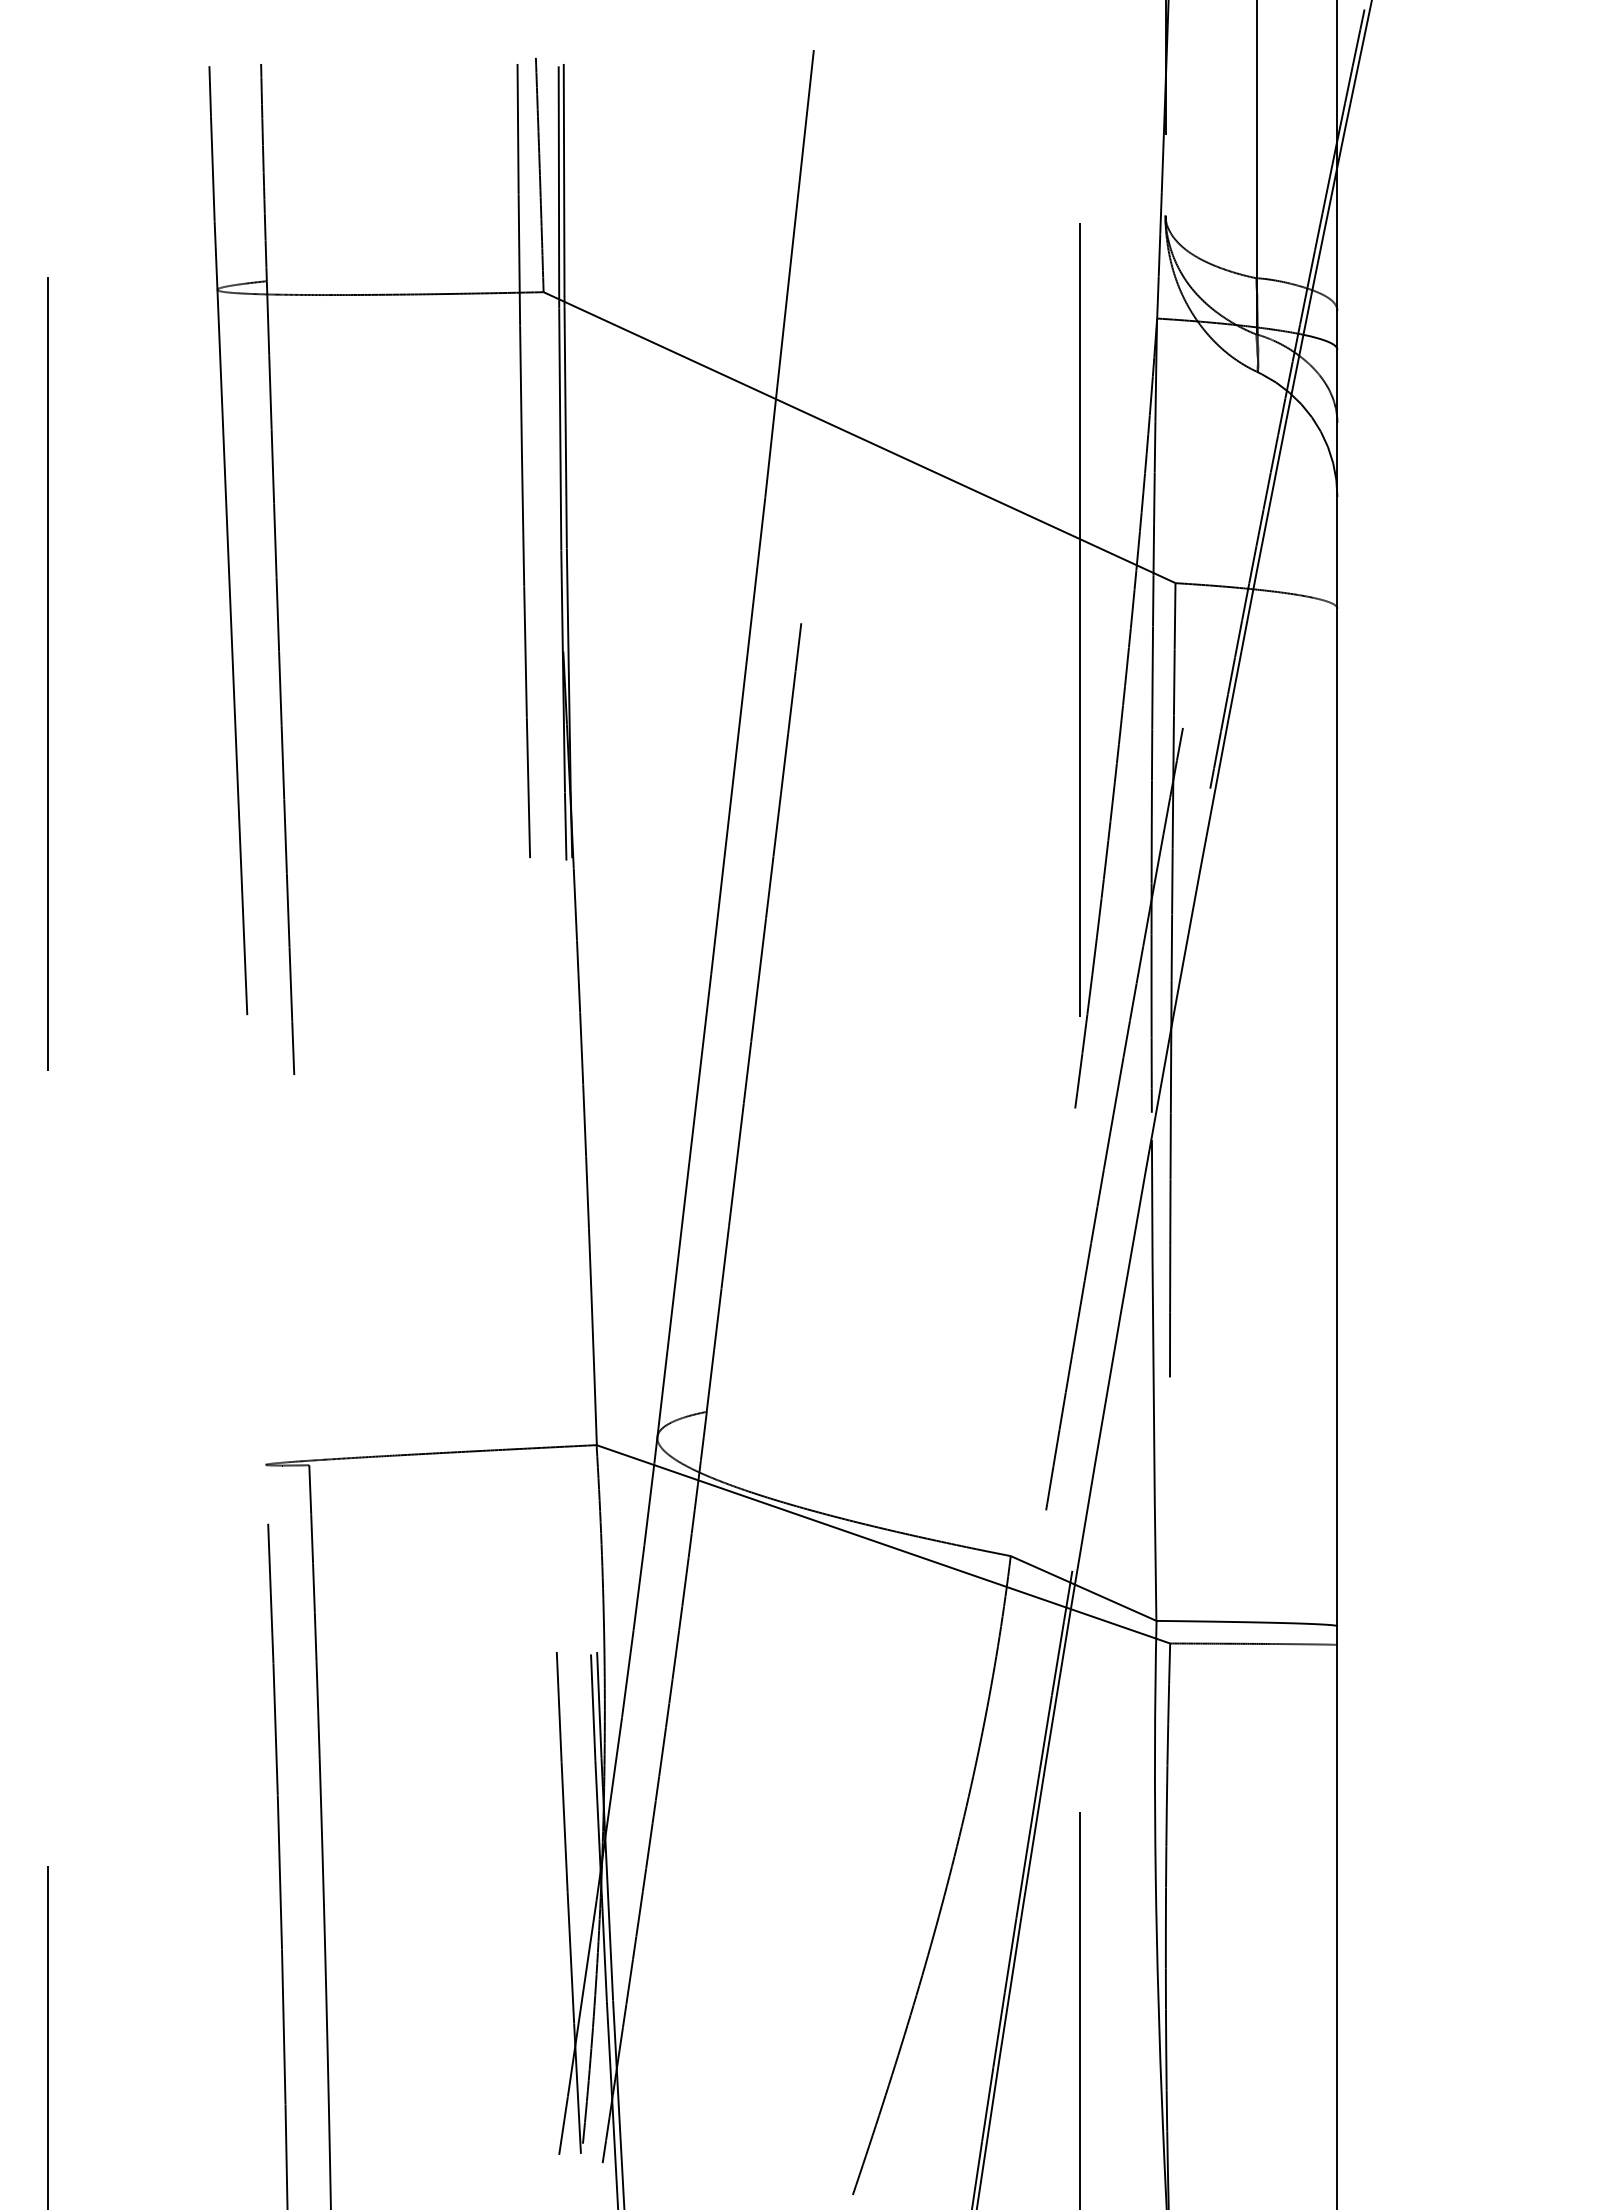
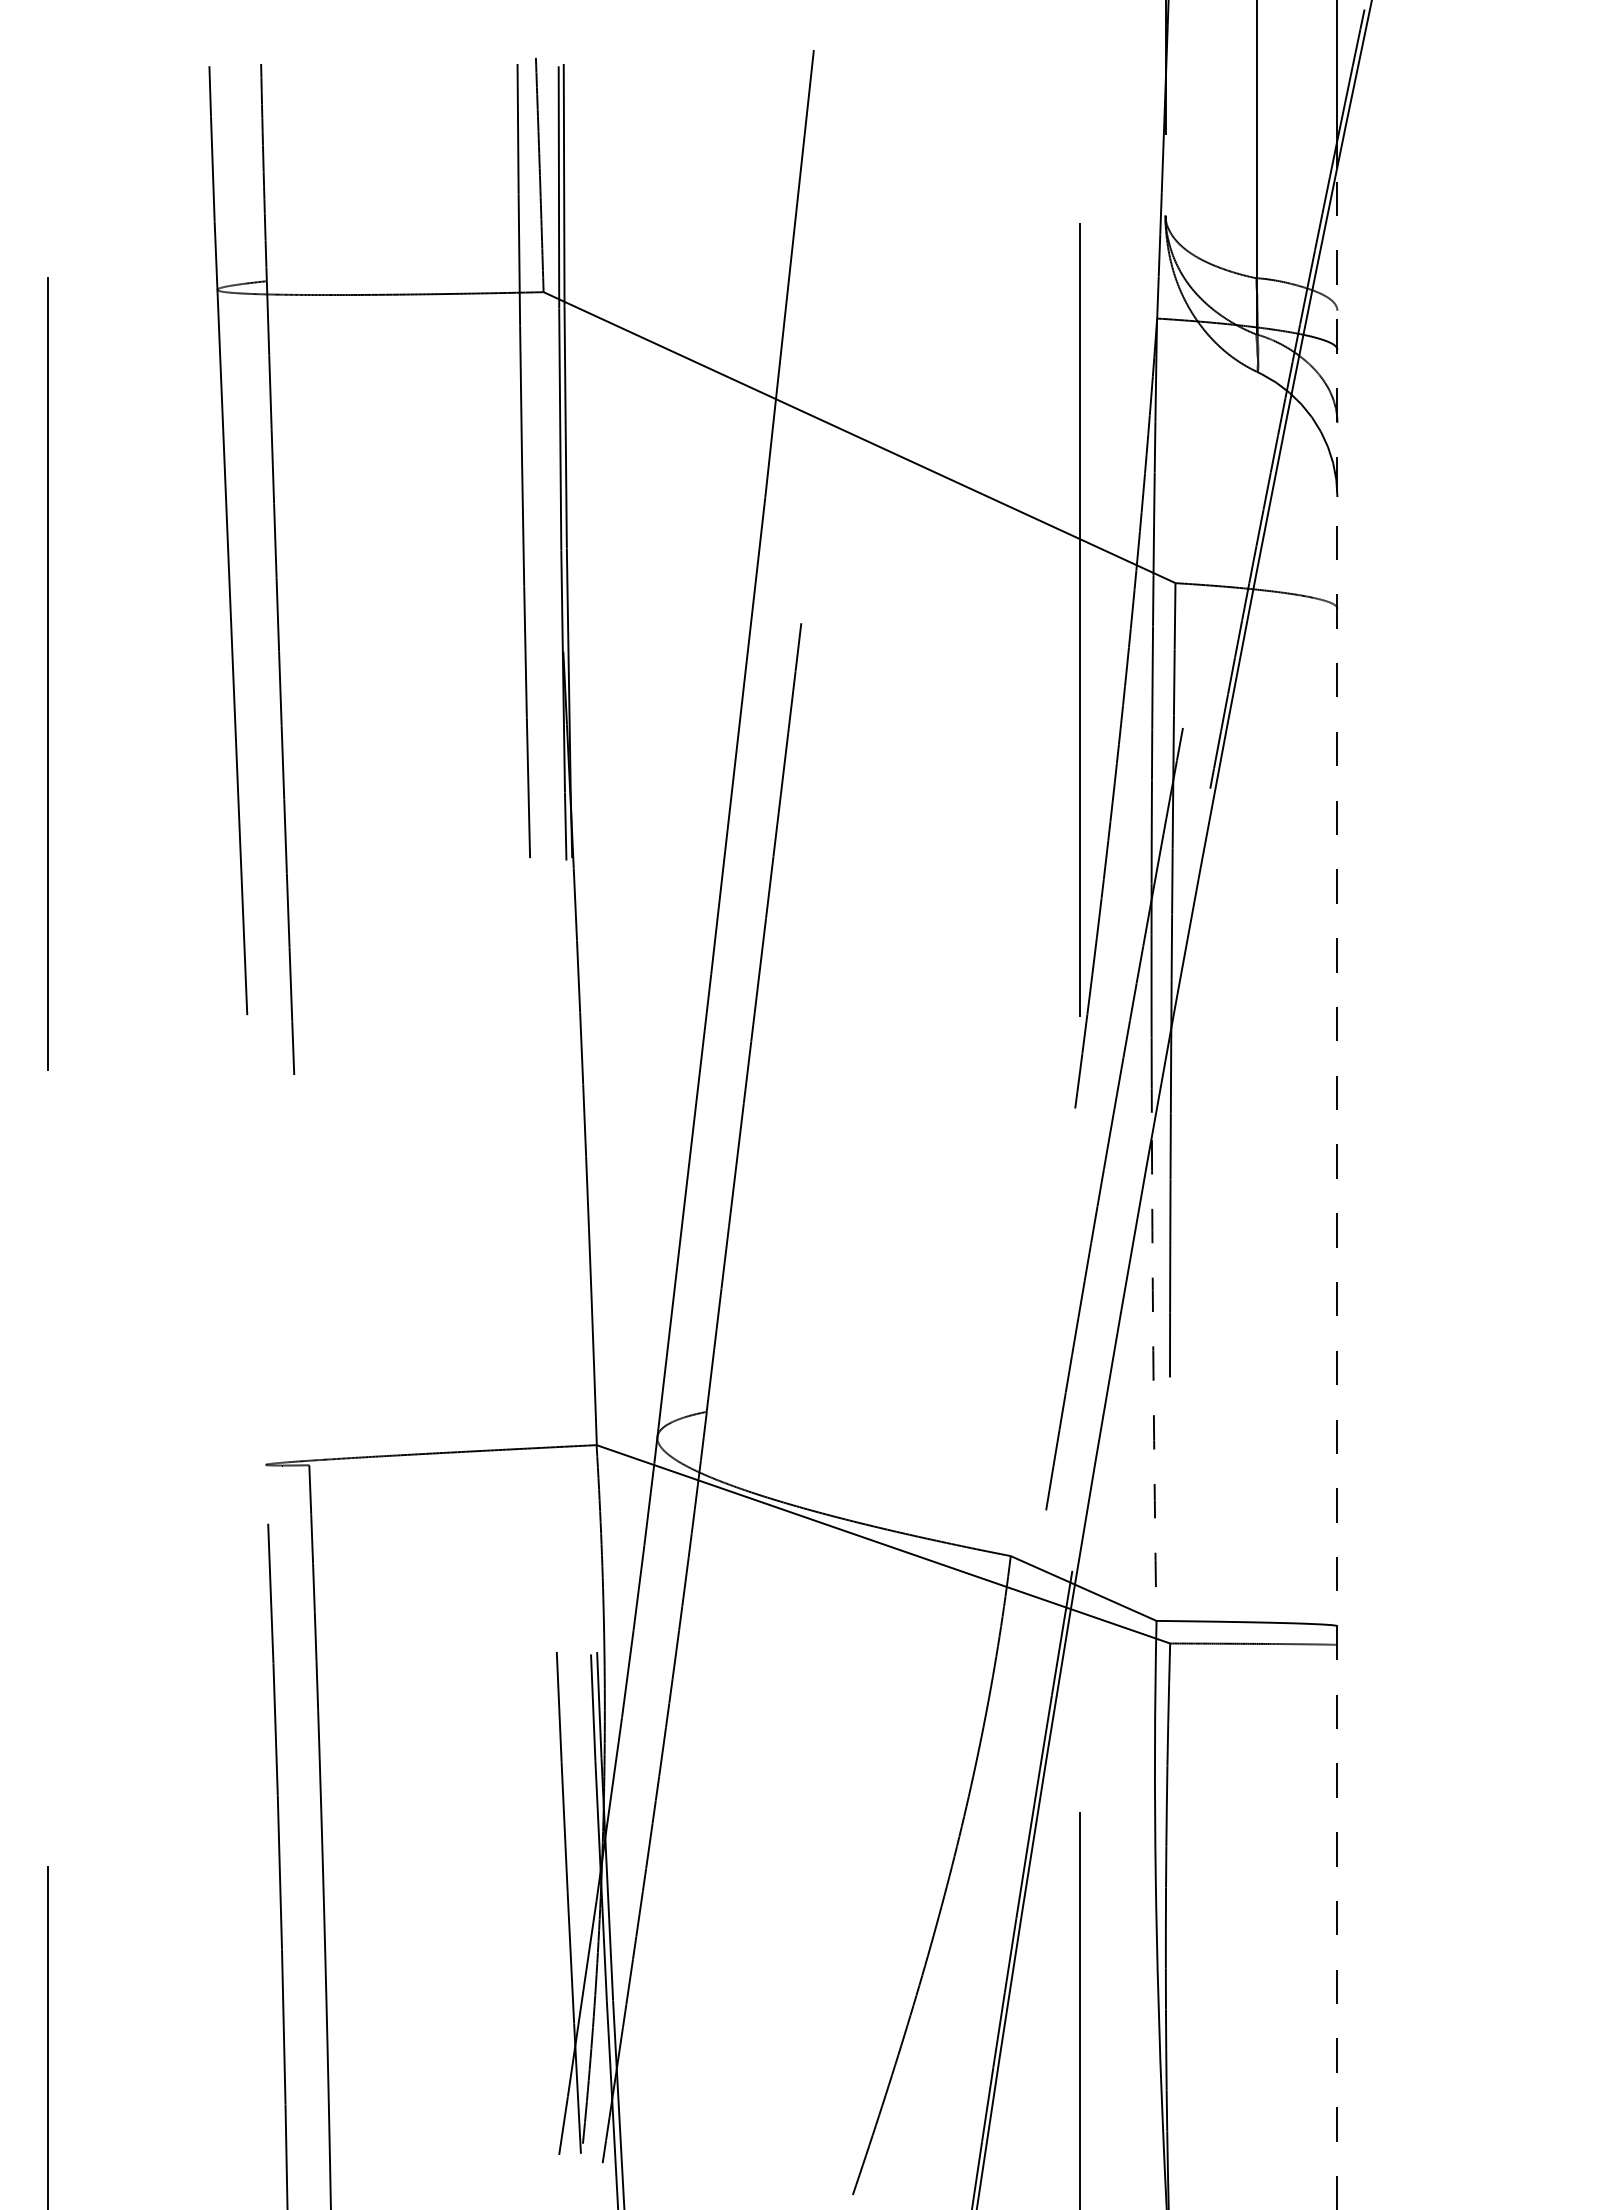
line: solid -> dashed (1337, 1188)
arc: solid -> dashed (1153, 1380)
